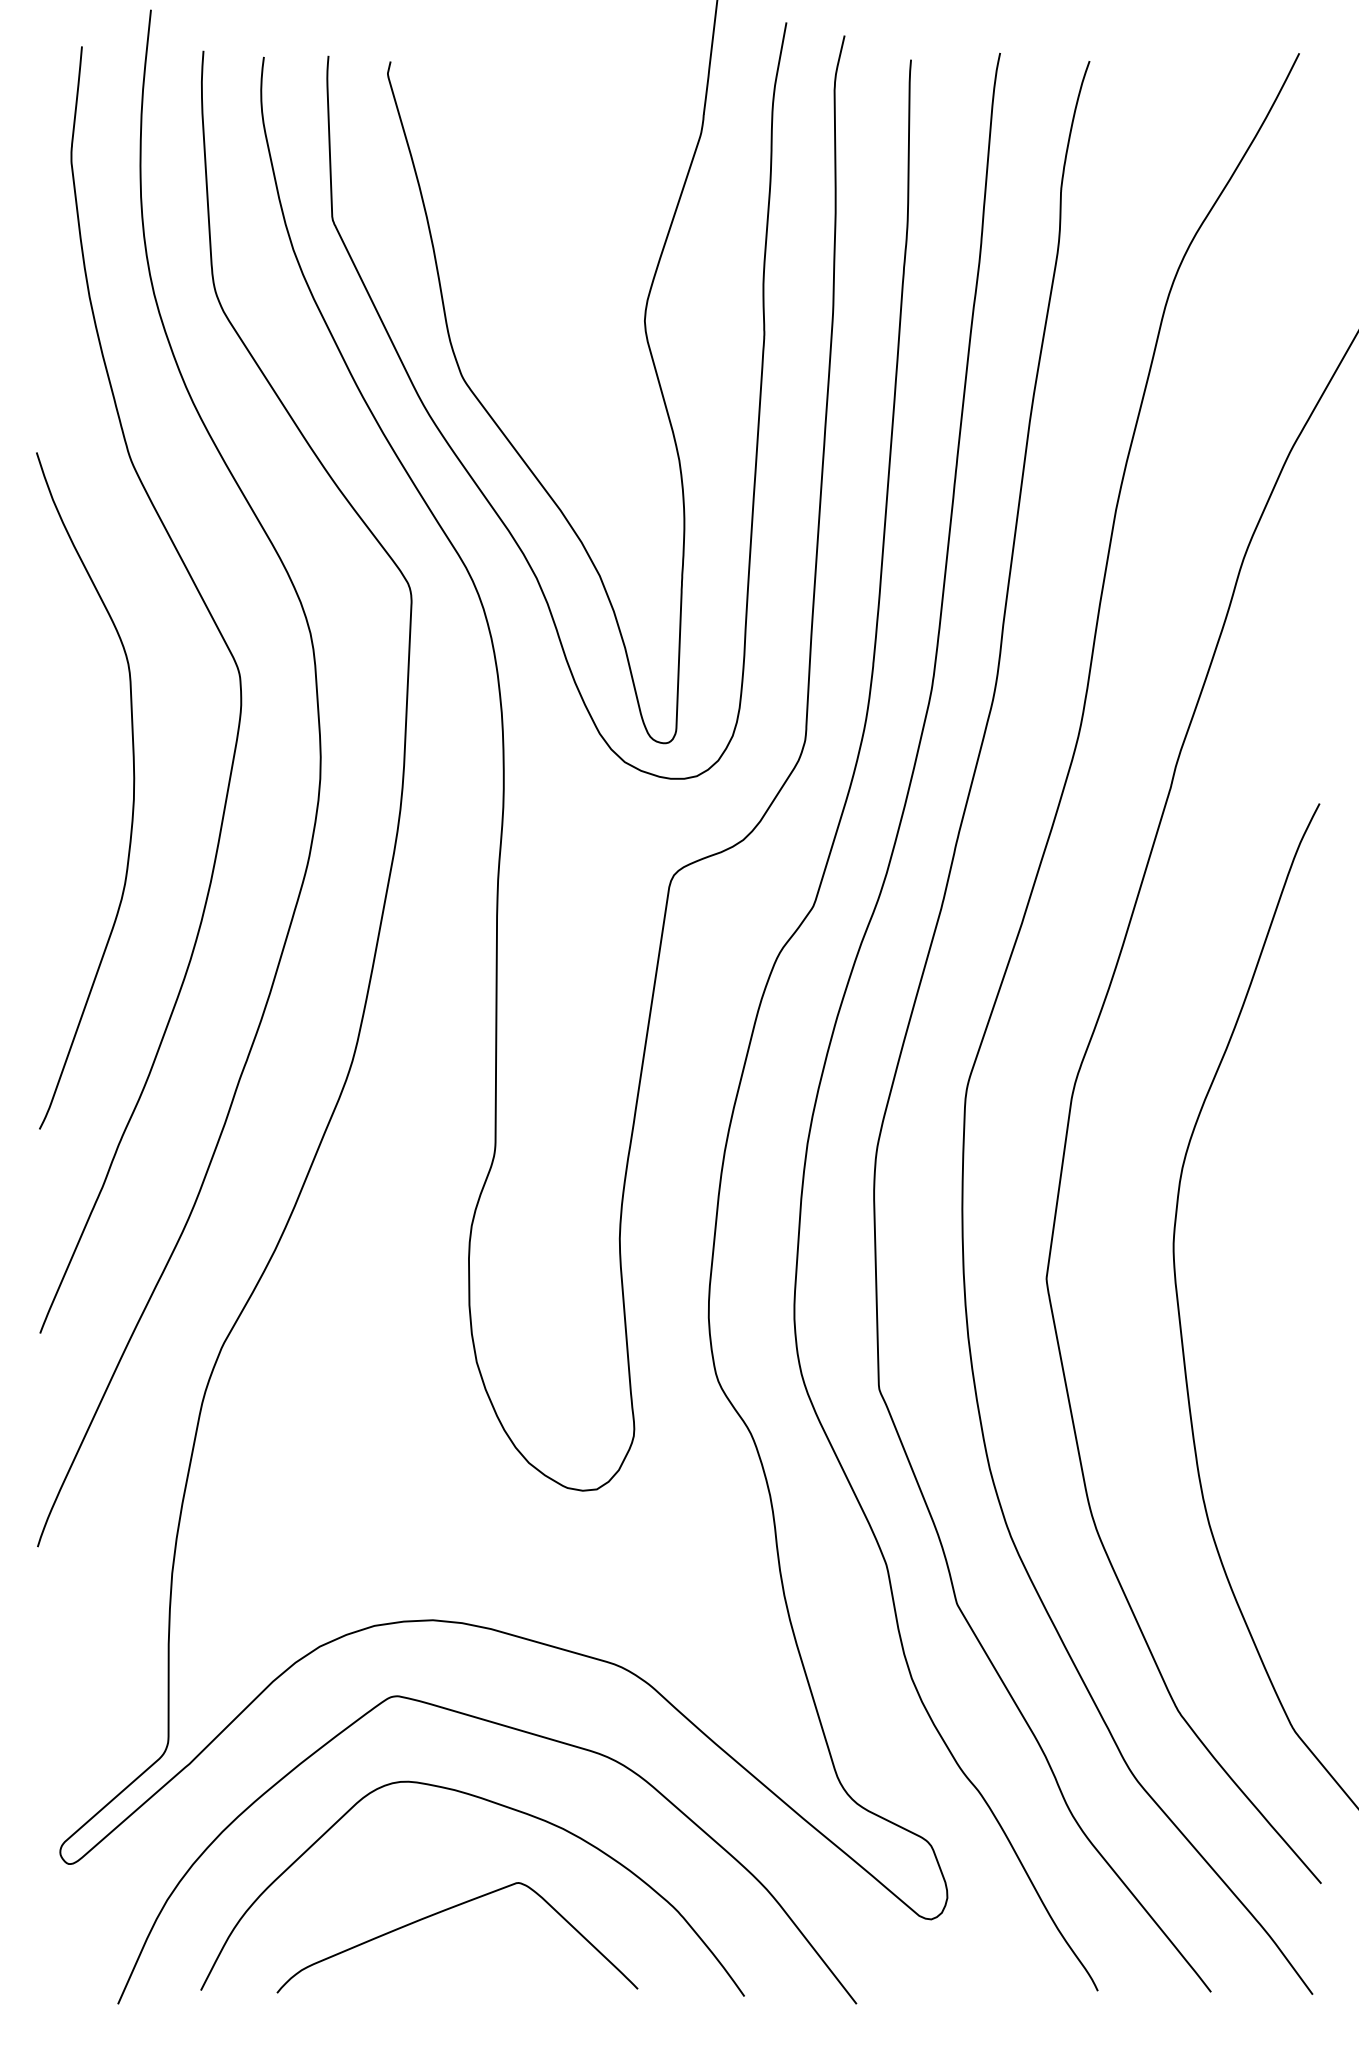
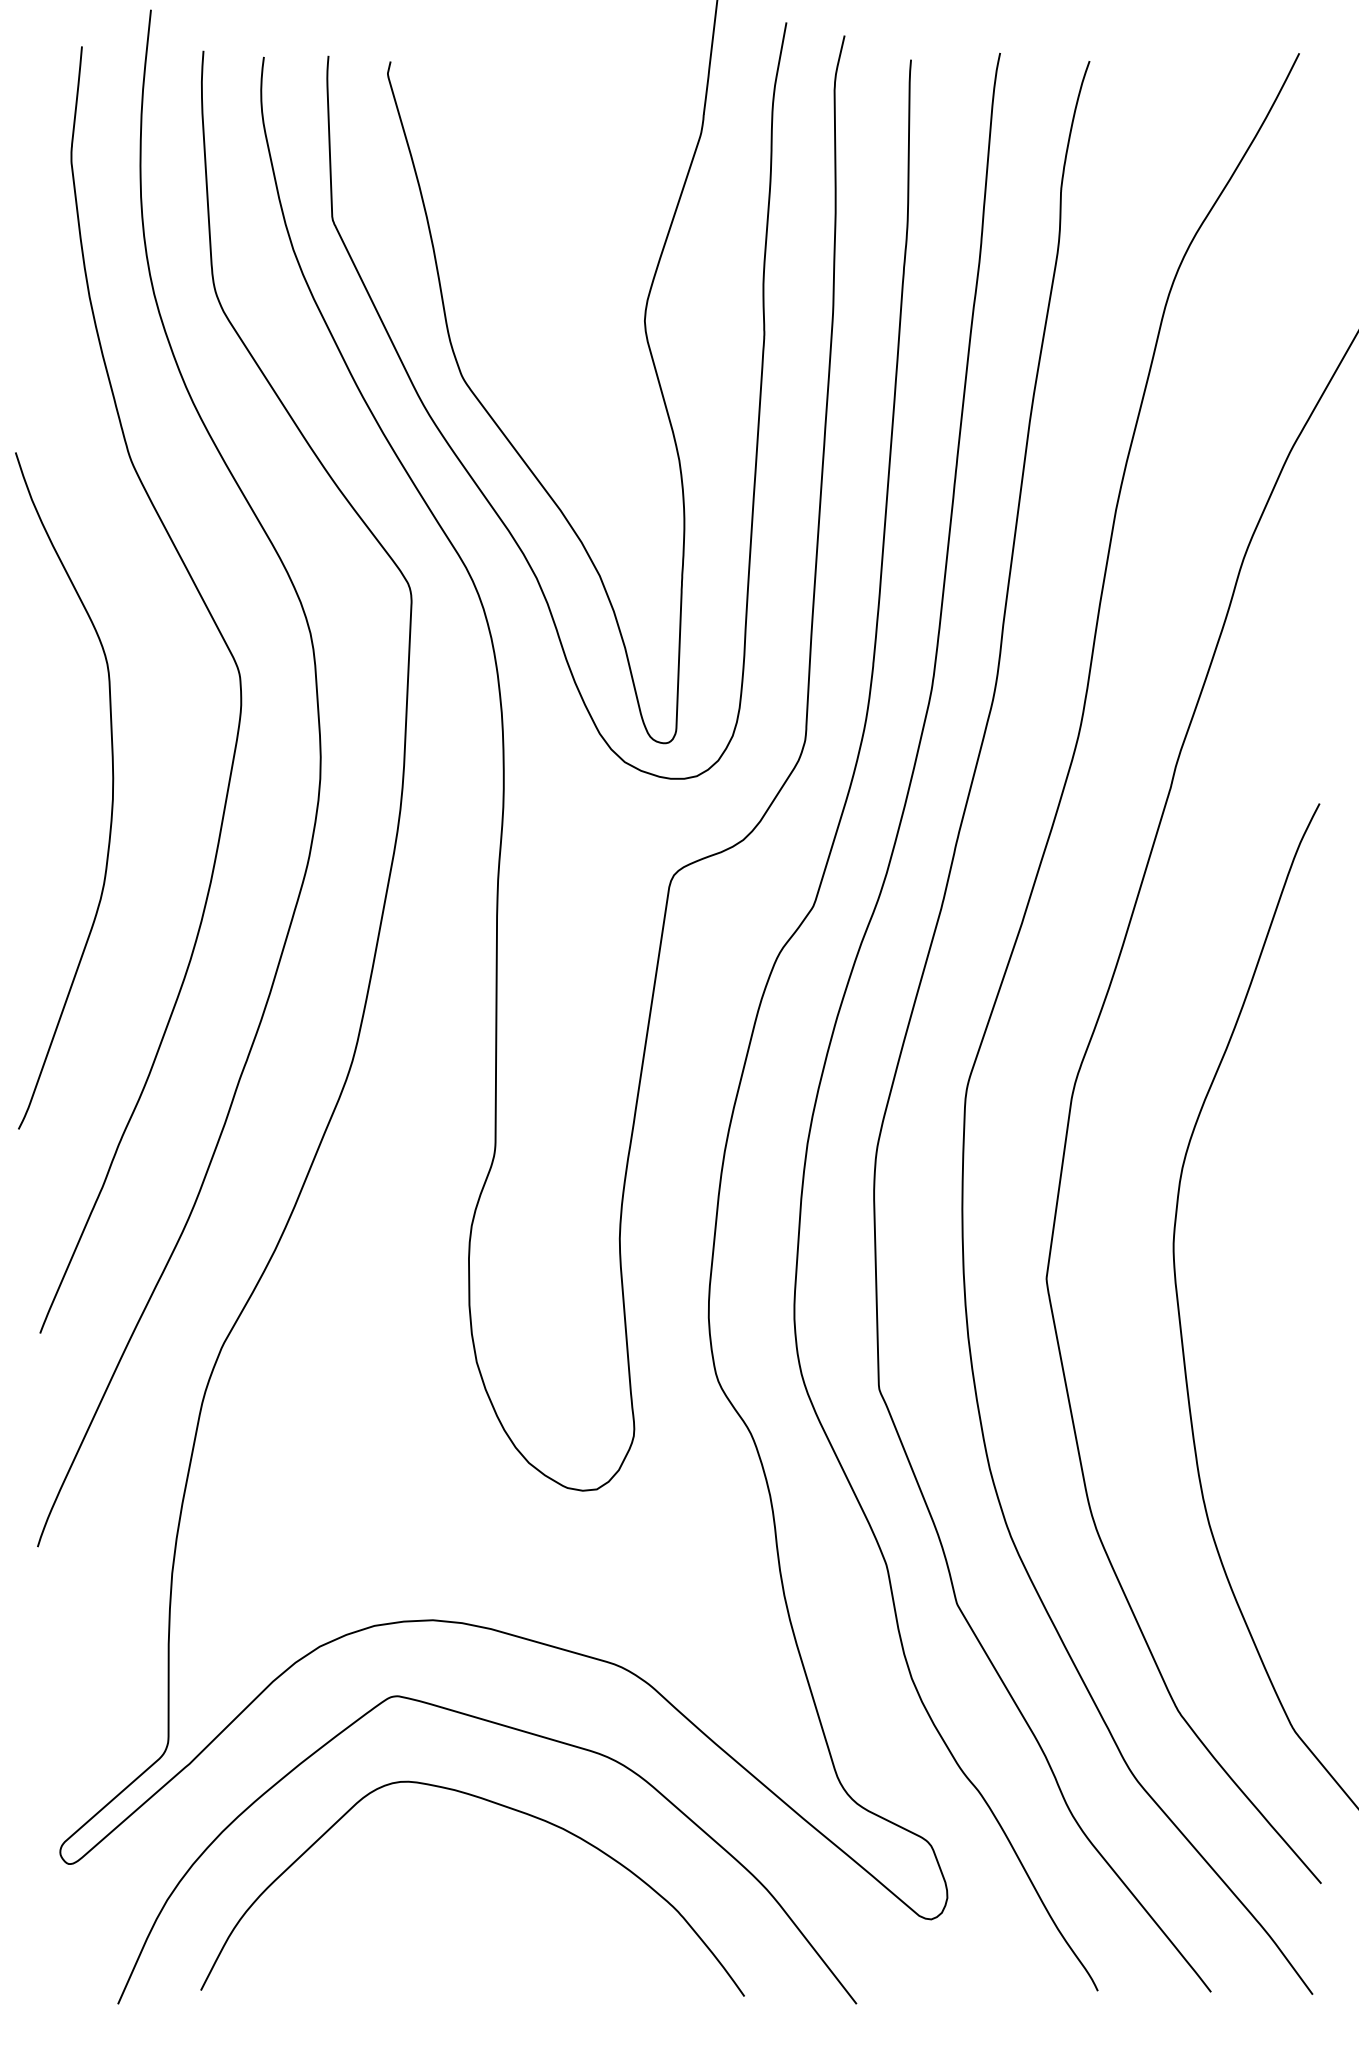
curve position: (133, 790) -> (112, 790) (112, 790)
curve: present -> none (447, 1910)
